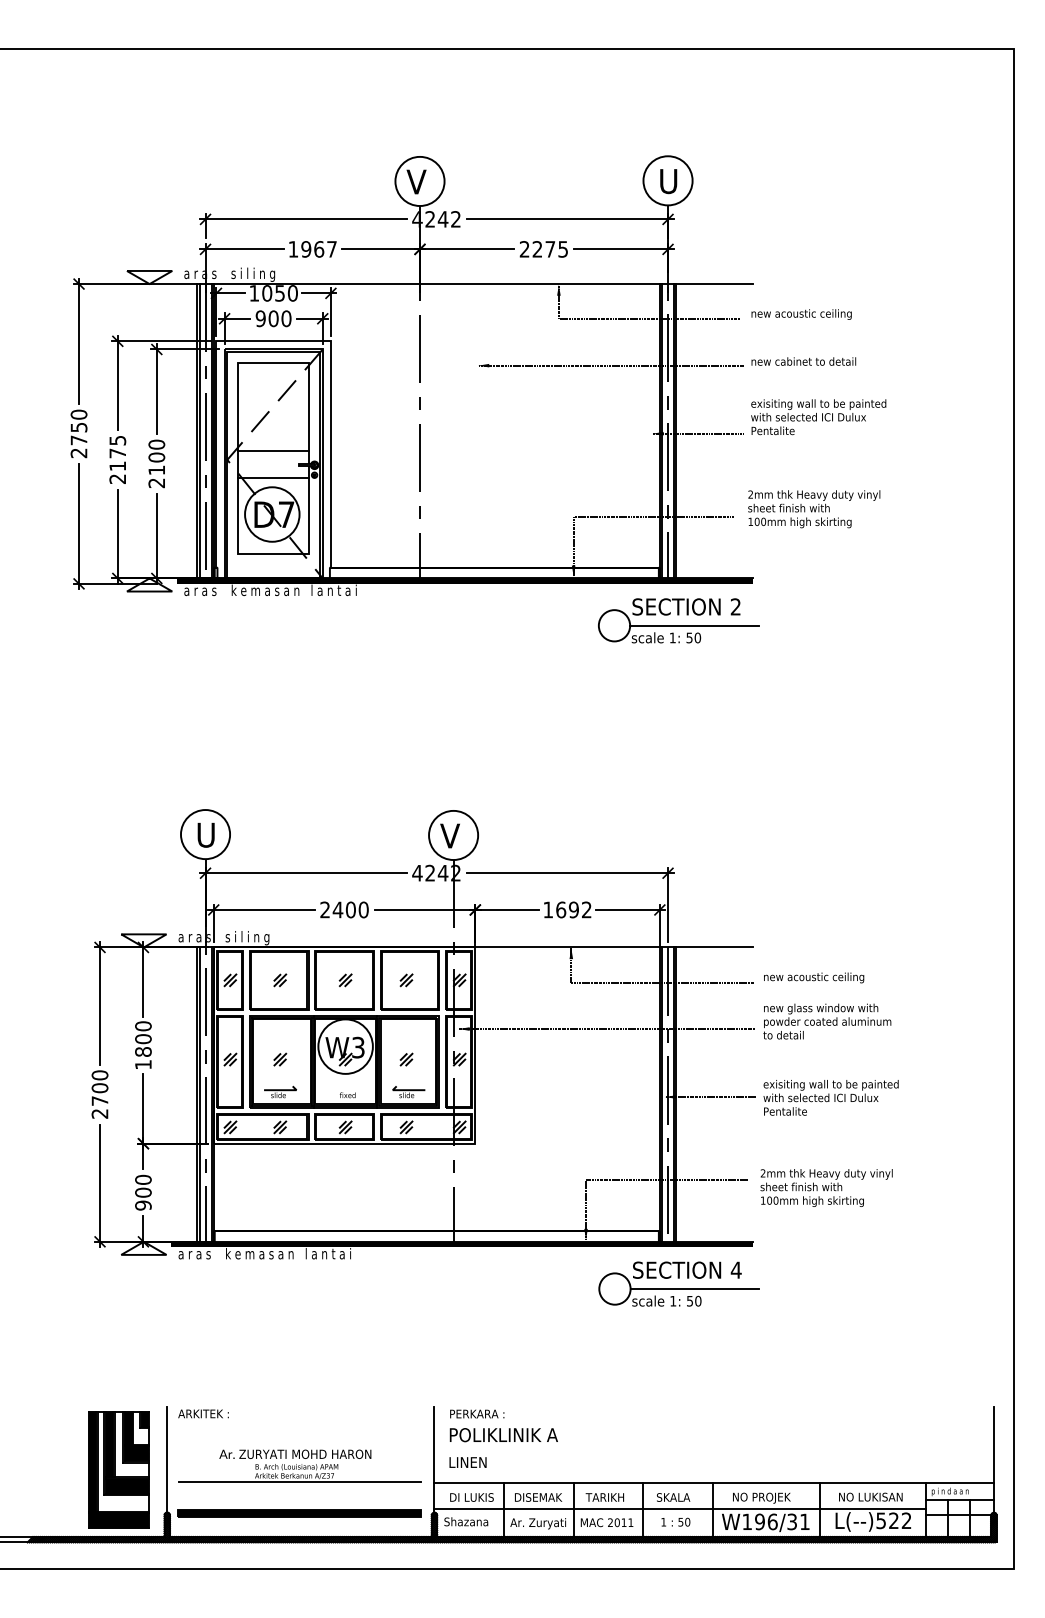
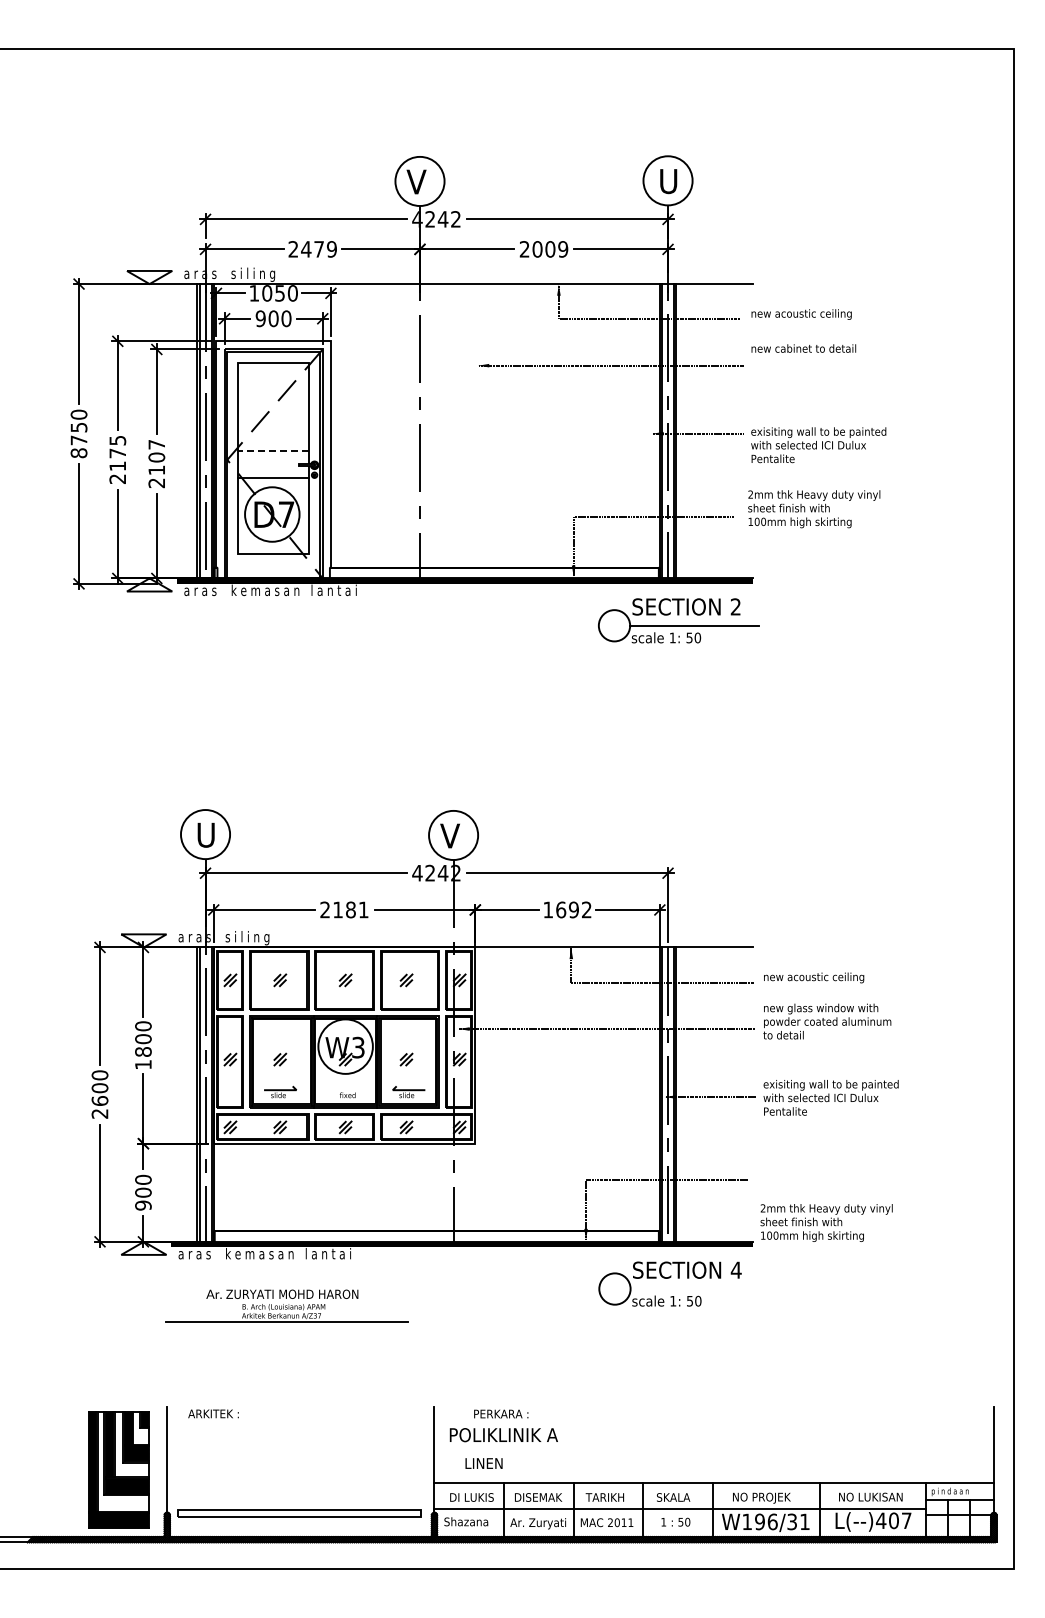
text: 1967 -> 2479 (312, 249)
text: 2275 -> 2009 (550, 249)
text position: (803, 361) -> (803, 348) (803, 348)
text position: (818, 417) -> (818, 445) (818, 445)
text: 2100 -> 2107 (156, 444)
line: solid -> dashed (273, 450)
text: 2750 -> 8750 (78, 453)
text: 2400 -> 2181 (350, 909)
text: 2700 -> 2600 (99, 1100)
text position: (826, 1187) -> (826, 1222) (826, 1222)
line: present -> none (694, 1289)
text position: (203, 1413) -> (213, 1413) (213, 1413)
text position: (477, 1413) -> (501, 1413) (501, 1413)
text position: (467, 1462) -> (483, 1463) (483, 1463)
part position: (299, 1465) -> (286, 1305) (286, 1305)
fill: present -> none (299, 1513)
text: L(--)522 -> L(--)407 (893, 1520)
